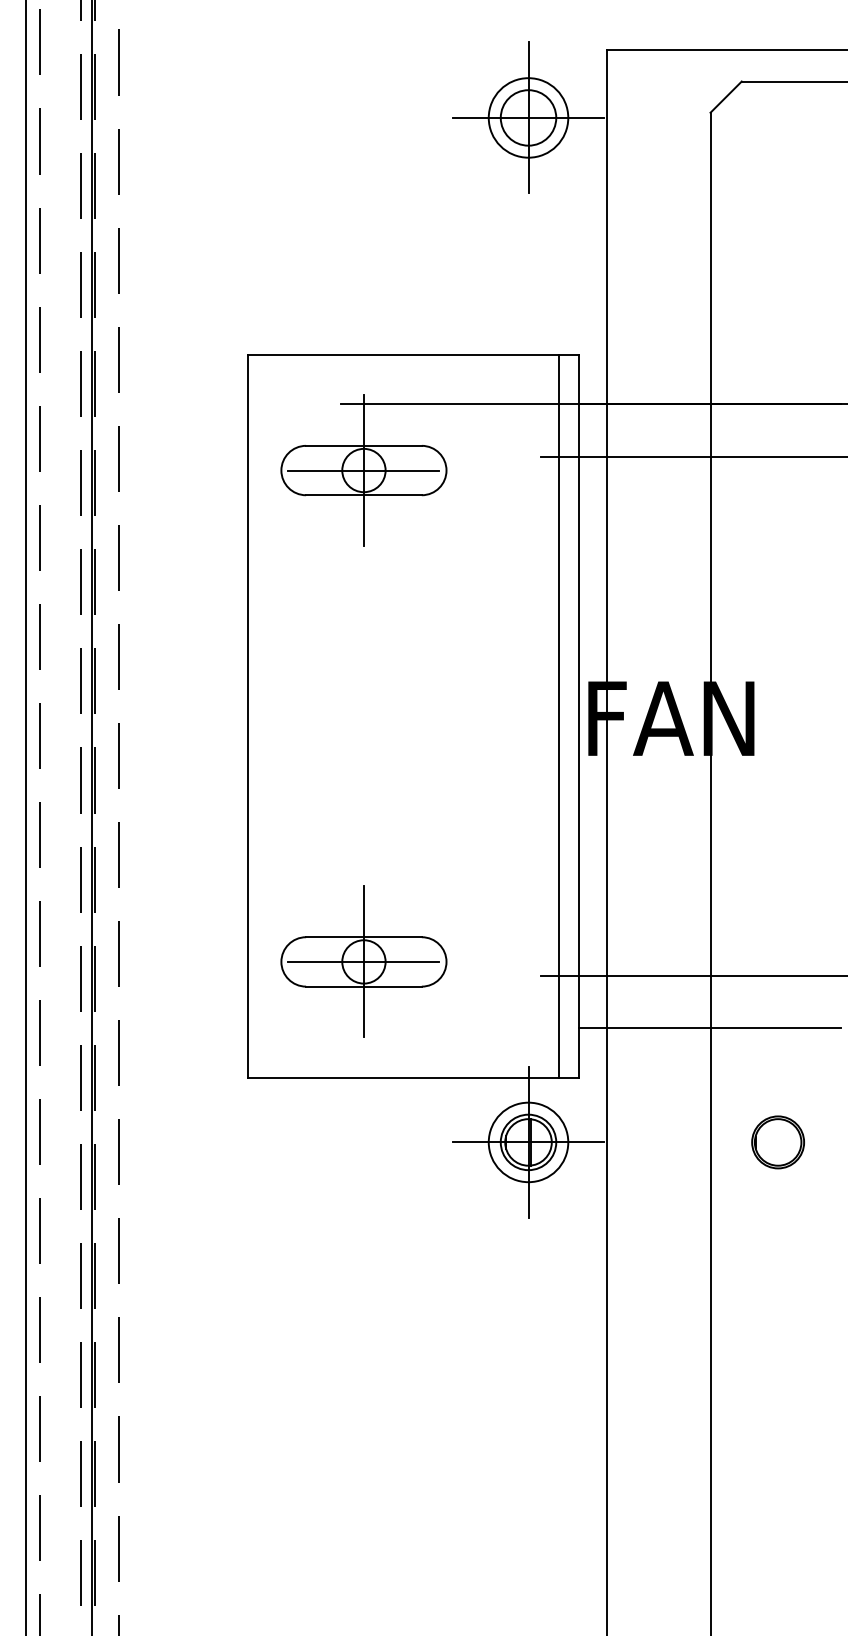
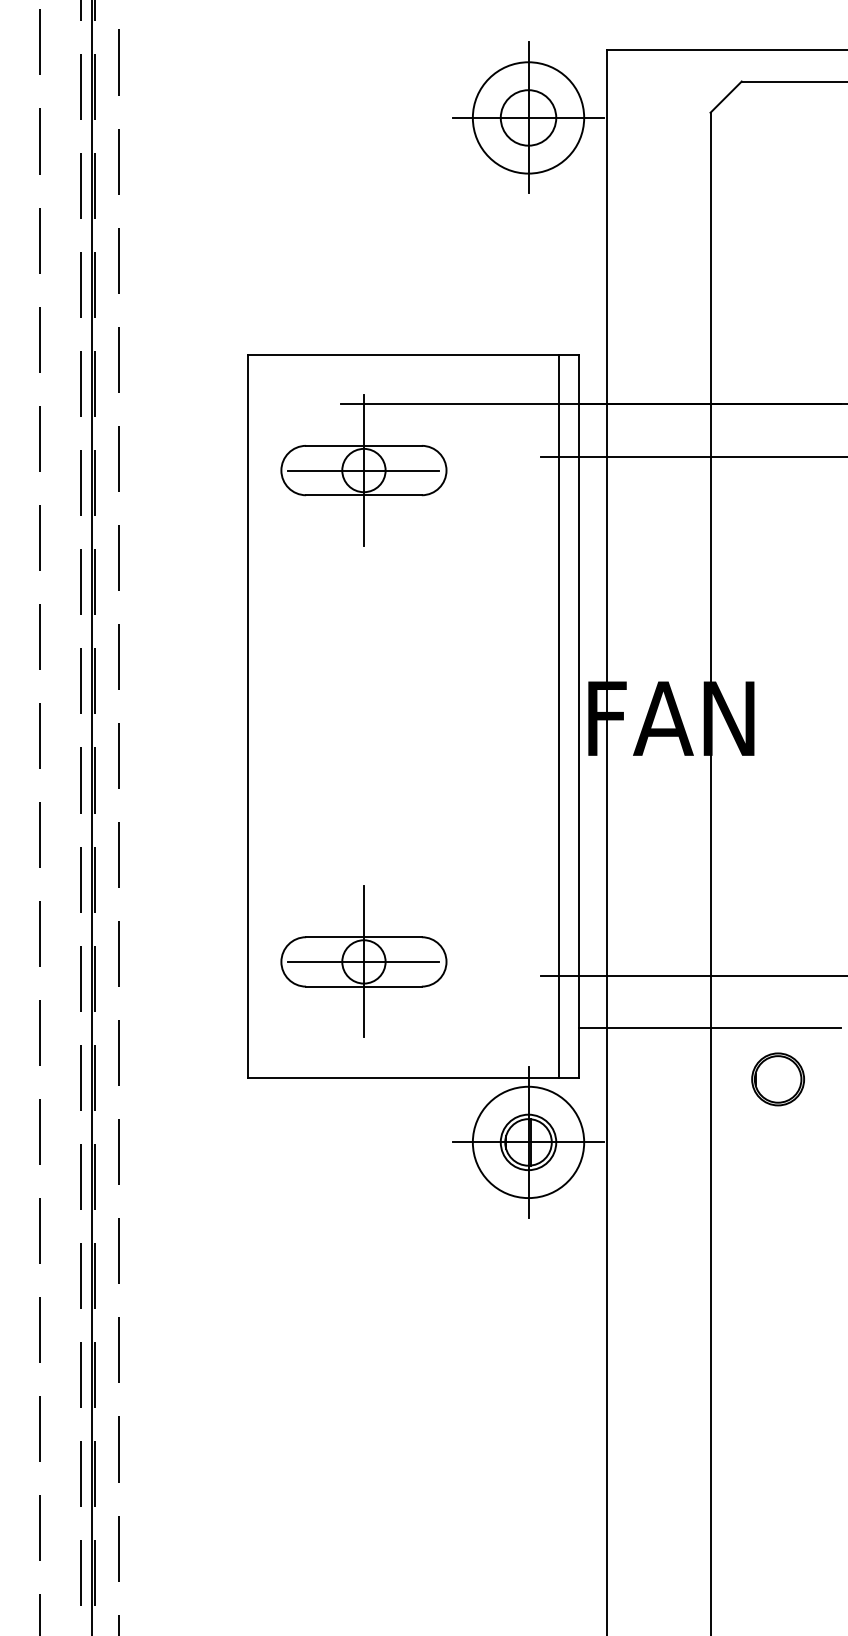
circle diameter: 80 px -> 111 px (528, 117)
line: present -> none (25, 817)
circle diameter: 80 px -> 111 px (528, 1142)
part position: (777, 1142) -> (777, 1079) (777, 1079)
